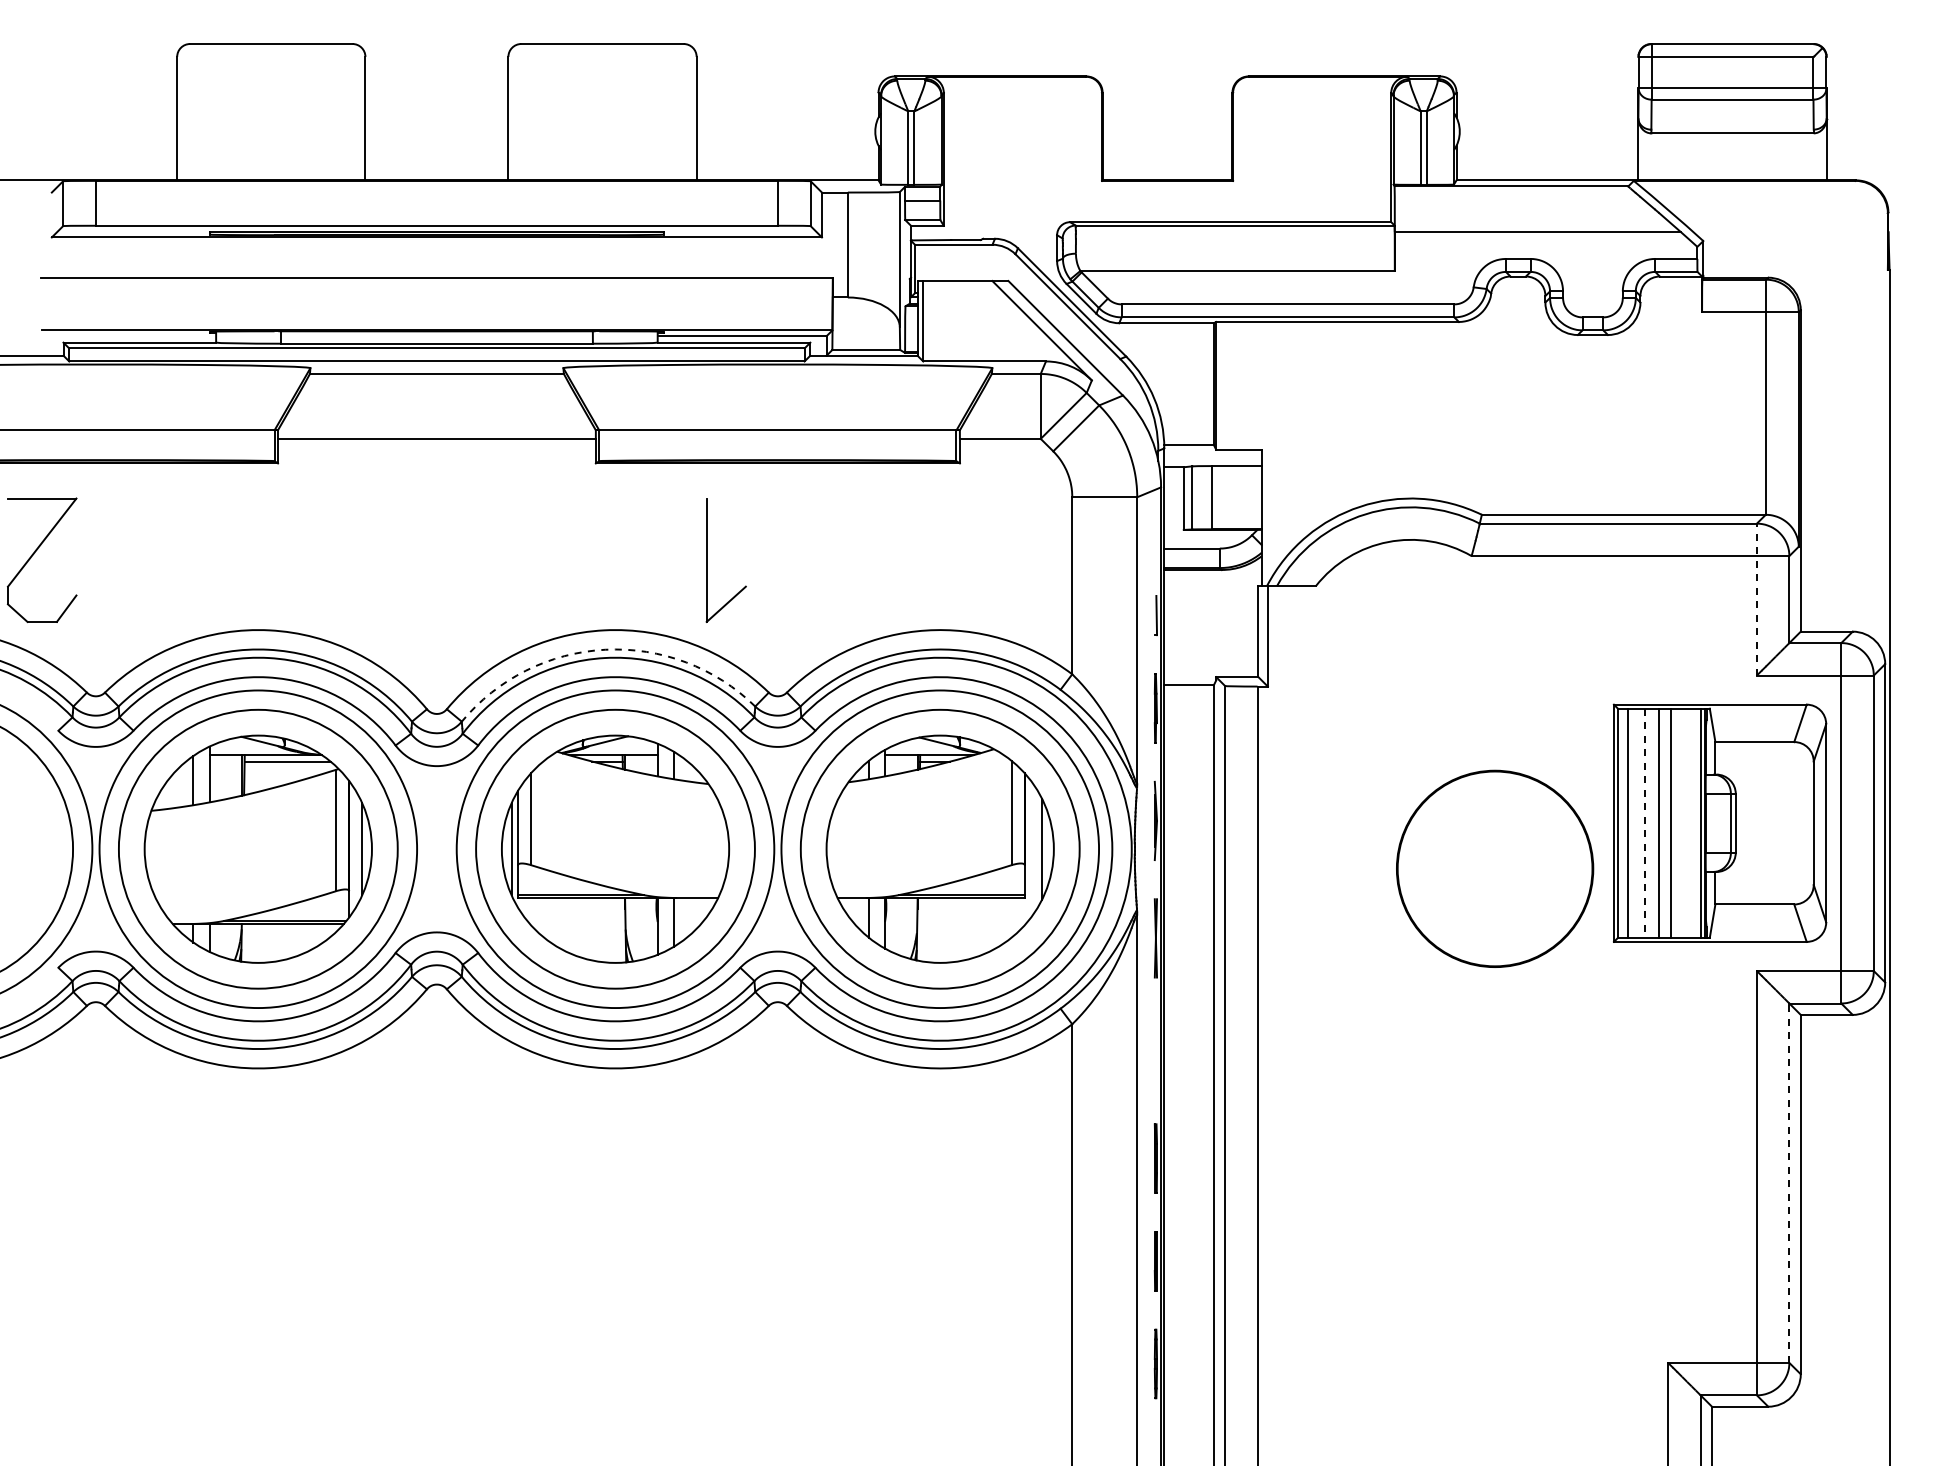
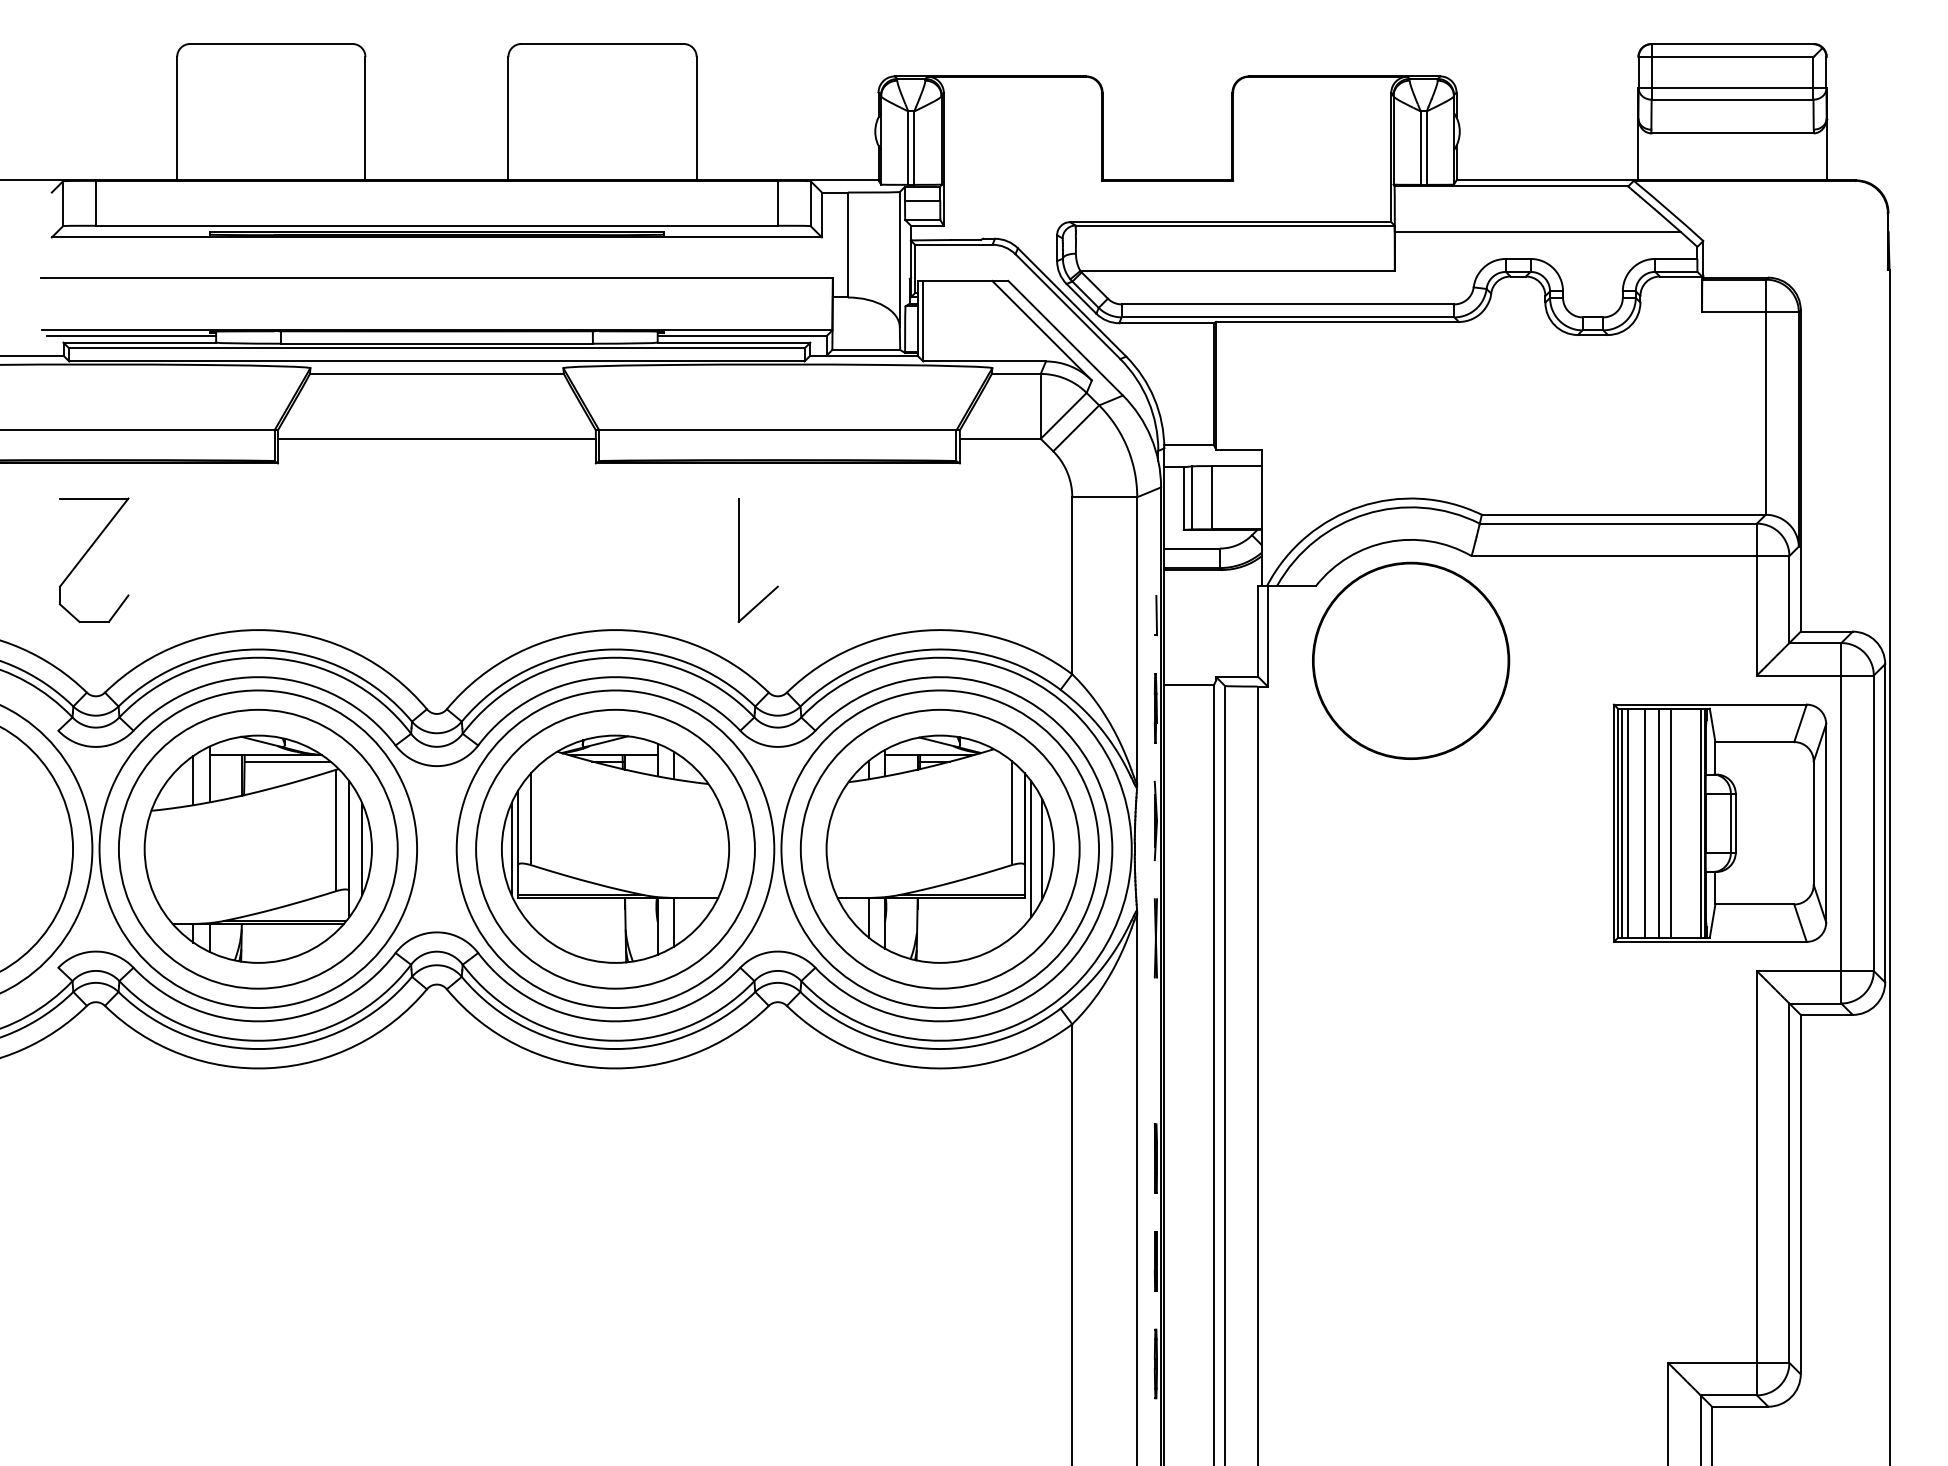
line: none -> present (131, 336)
part position: (34, 554) -> (86, 554) (86, 554)
part position: (707, 560) -> (739, 560) (739, 560)
line: dashed -> solid (1756, 599)
arc: dashed -> solid (605, 649)
line: none -> present (1622, 822)
line: dashed -> solid (1644, 823)
line: none -> present (1031, 849)
part position: (1495, 868) -> (1411, 660) (1411, 660)
line: dashed -> solid (1789, 1183)
